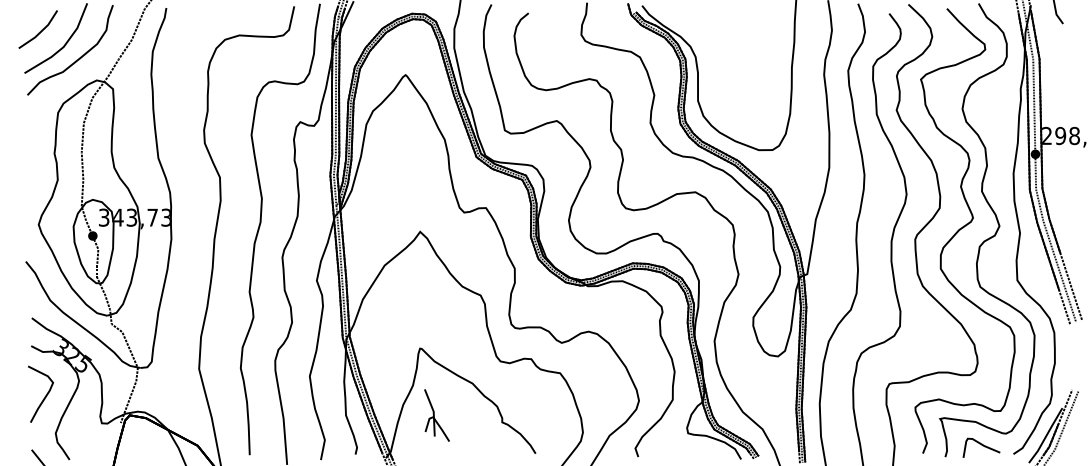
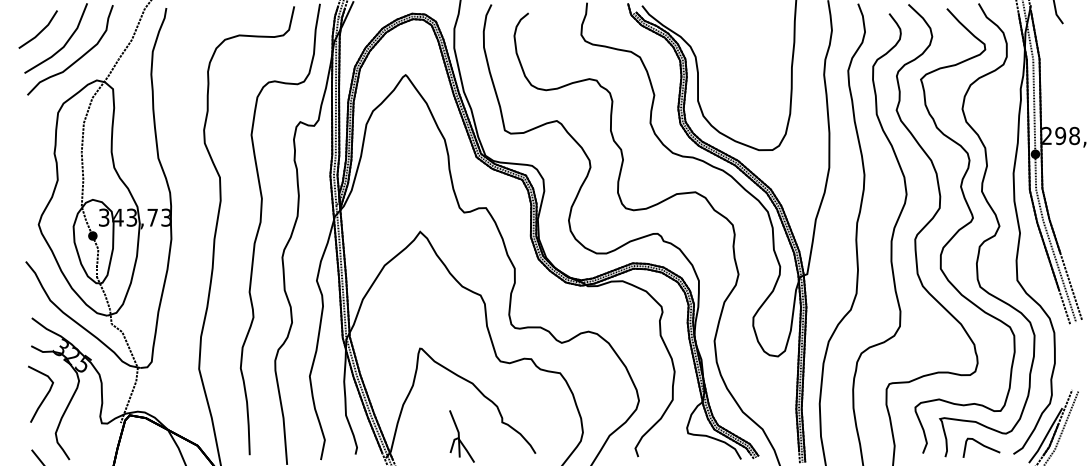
part position: (436, 415) -> (461, 436) (461, 436)
